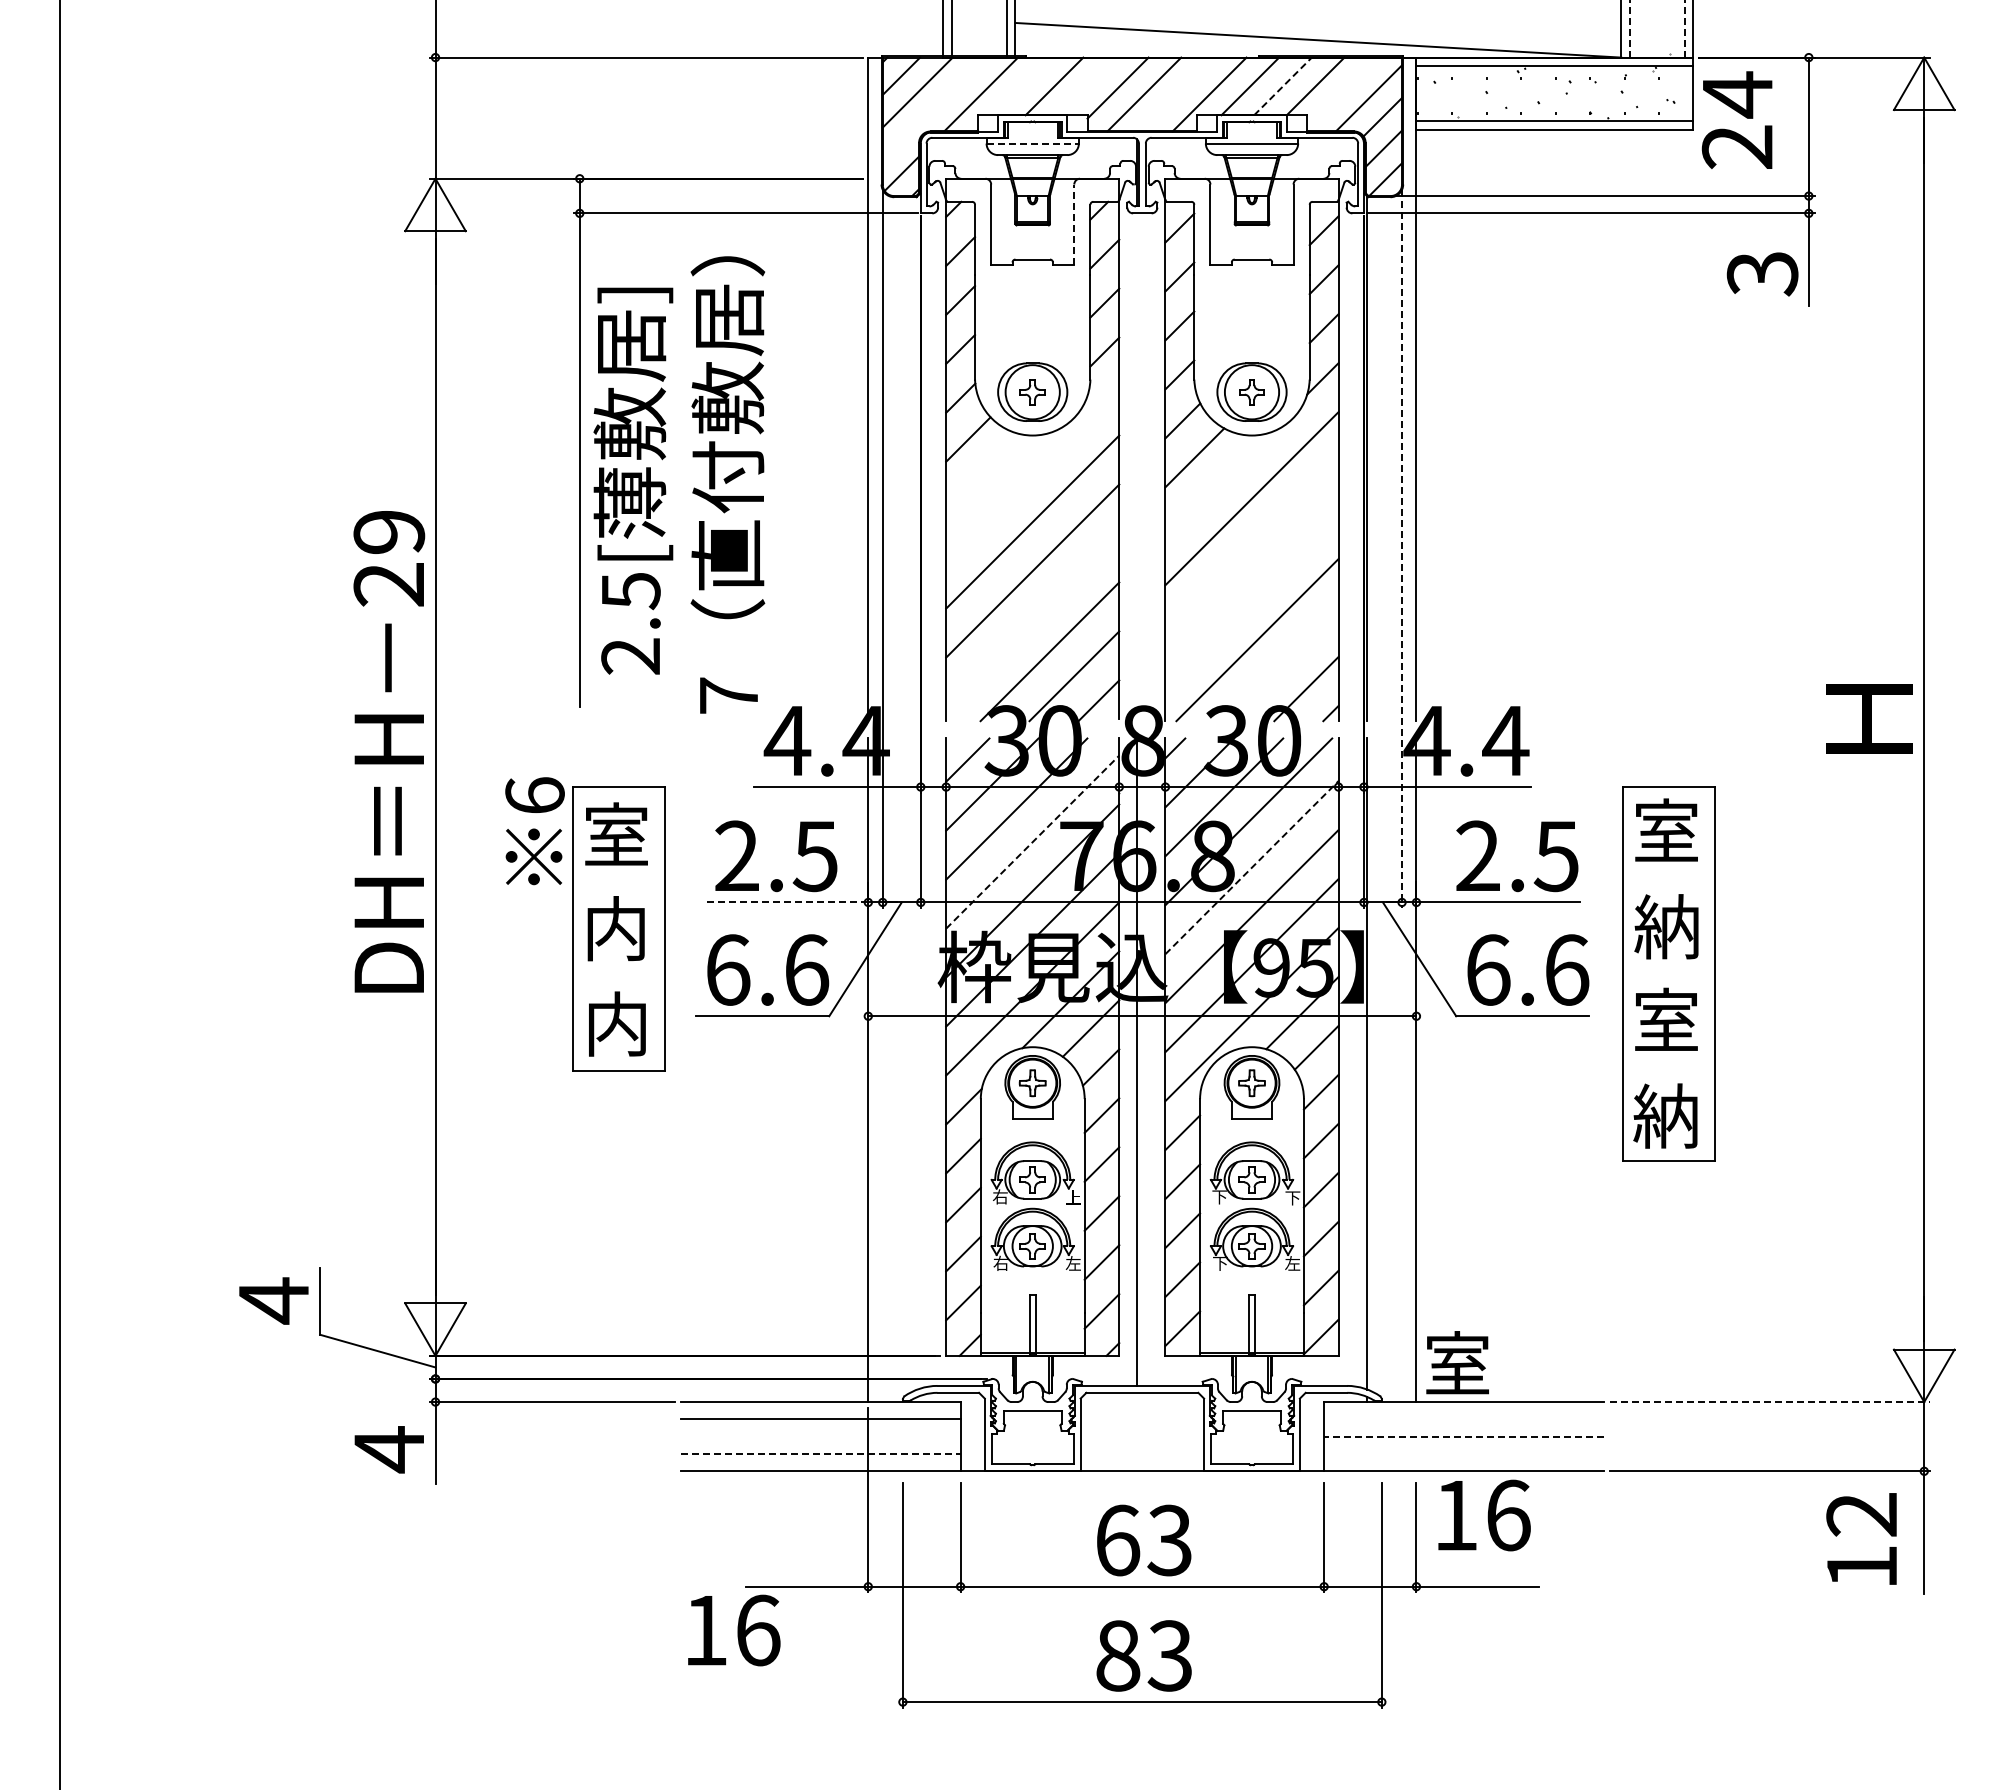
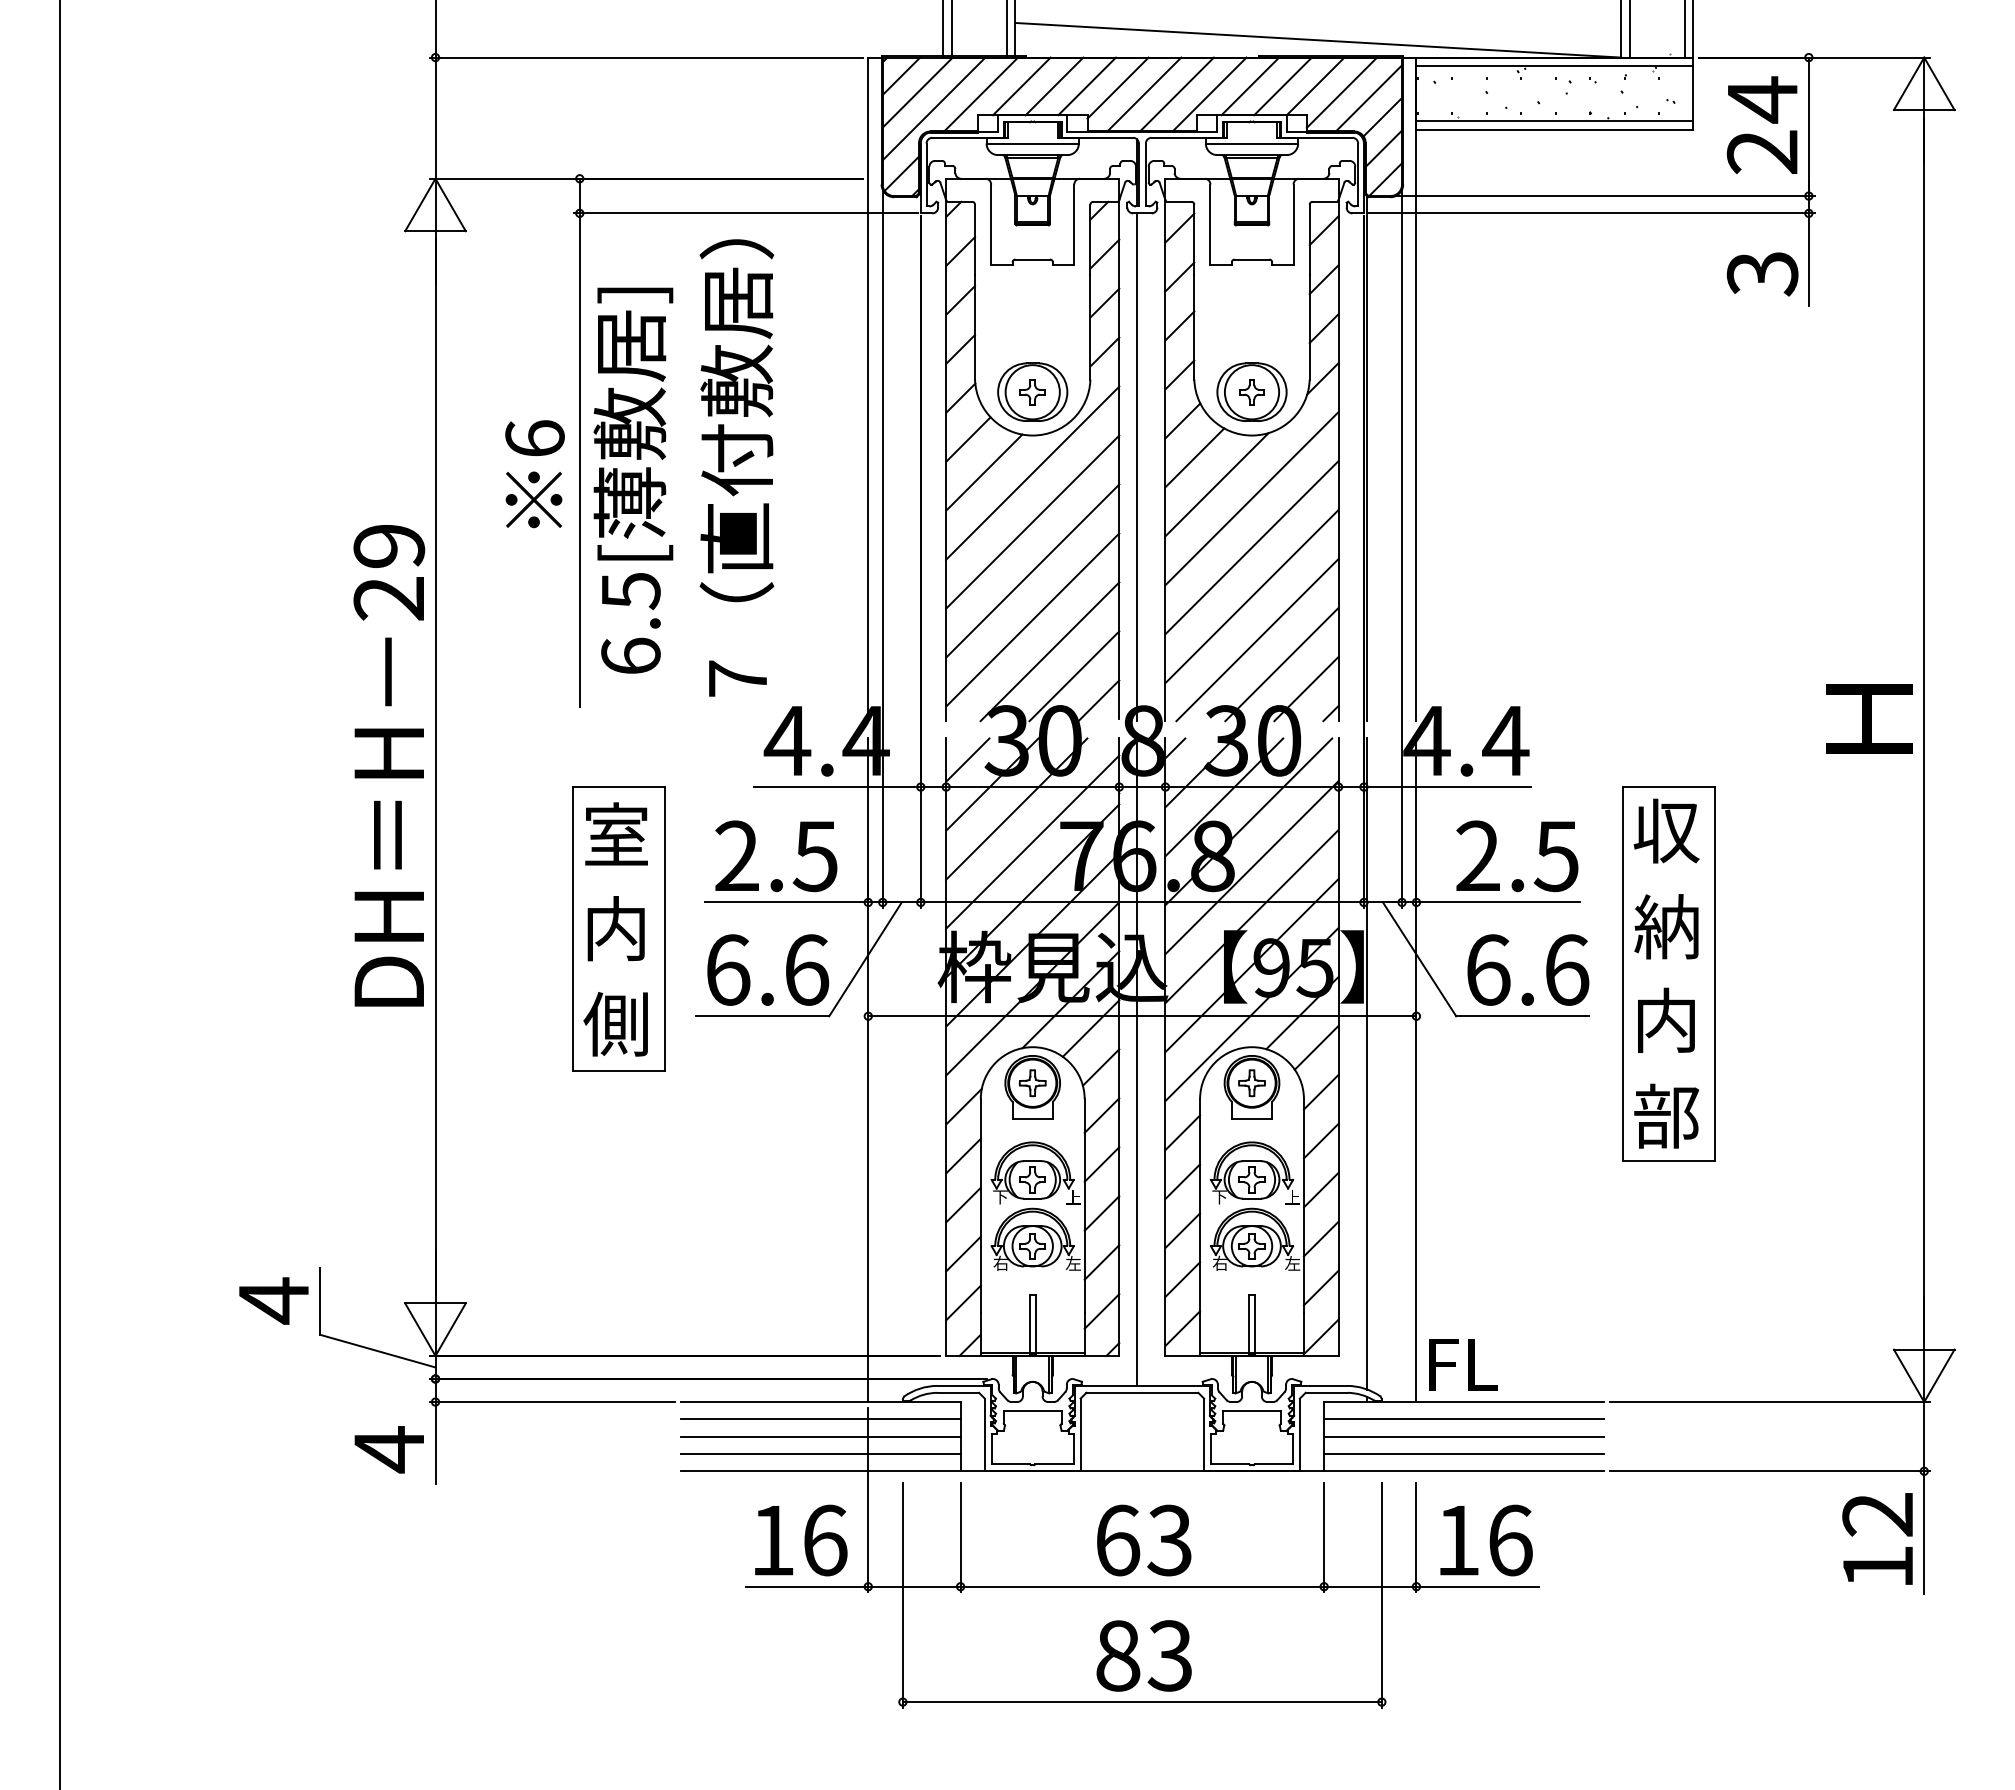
line: dashed -> solid (1629, 28)
line: dashed -> solid (1684, 29)
line: none -> present (1021, 86)
line: none -> present (1087, 86)
line: dashed -> solid (1283, 86)
line: none -> present (1341, 92)
line: none -> present (1176, 94)
line: none -> present (933, 108)
text position: (1736, 119) -> (1761, 124) (1761, 124)
line: dashed -> solid (1033, 143)
line: dashed -> solid (1074, 224)
line: none -> present (1136, 467)
line: none -> present (984, 472)
line: none -> present (1032, 472)
text position: (727, 484) -> (736, 467) (736, 467)
line: none -> present (1216, 484)
line: none -> present (1251, 547)
line: dashed -> solid (1402, 549)
line: none -> present (1251, 596)
line: none -> present (1032, 619)
text: 2.5[ -> 6.5[ (630, 655)
line: none -> present (1281, 664)
text position: (389, 751) -> (389, 765) (389, 765)
text: 室 -> 収 (1666, 830)
text position: (534, 831) -> (534, 474) (534, 474)
line: dashed -> solid (1033, 841)
line: dashed -> solid (1252, 867)
line: dashed -> solid (786, 902)
text: 室 -> 内 (1666, 1020)
text: 内 -> 側 (615, 1023)
text: 納 -> 部 (1666, 1115)
text: 右 -> 下 (1000, 1196)
text: 下 -> 上 (1292, 1197)
text: 下 -> 右 (1219, 1262)
text: 室 -> FL (1461, 1362)
line: dashed -> solid (1770, 1402)
line: none -> present (1464, 1419)
line: none -> present (820, 1436)
line: dashed -> solid (1464, 1436)
line: dashed -> solid (820, 1454)
line: none -> present (1464, 1454)
text position: (1484, 1515) -> (1486, 1540) (1486, 1540)
text position: (1861, 1538) -> (1877, 1538) (1877, 1538)
text position: (734, 1630) -> (801, 1540) (801, 1540)
